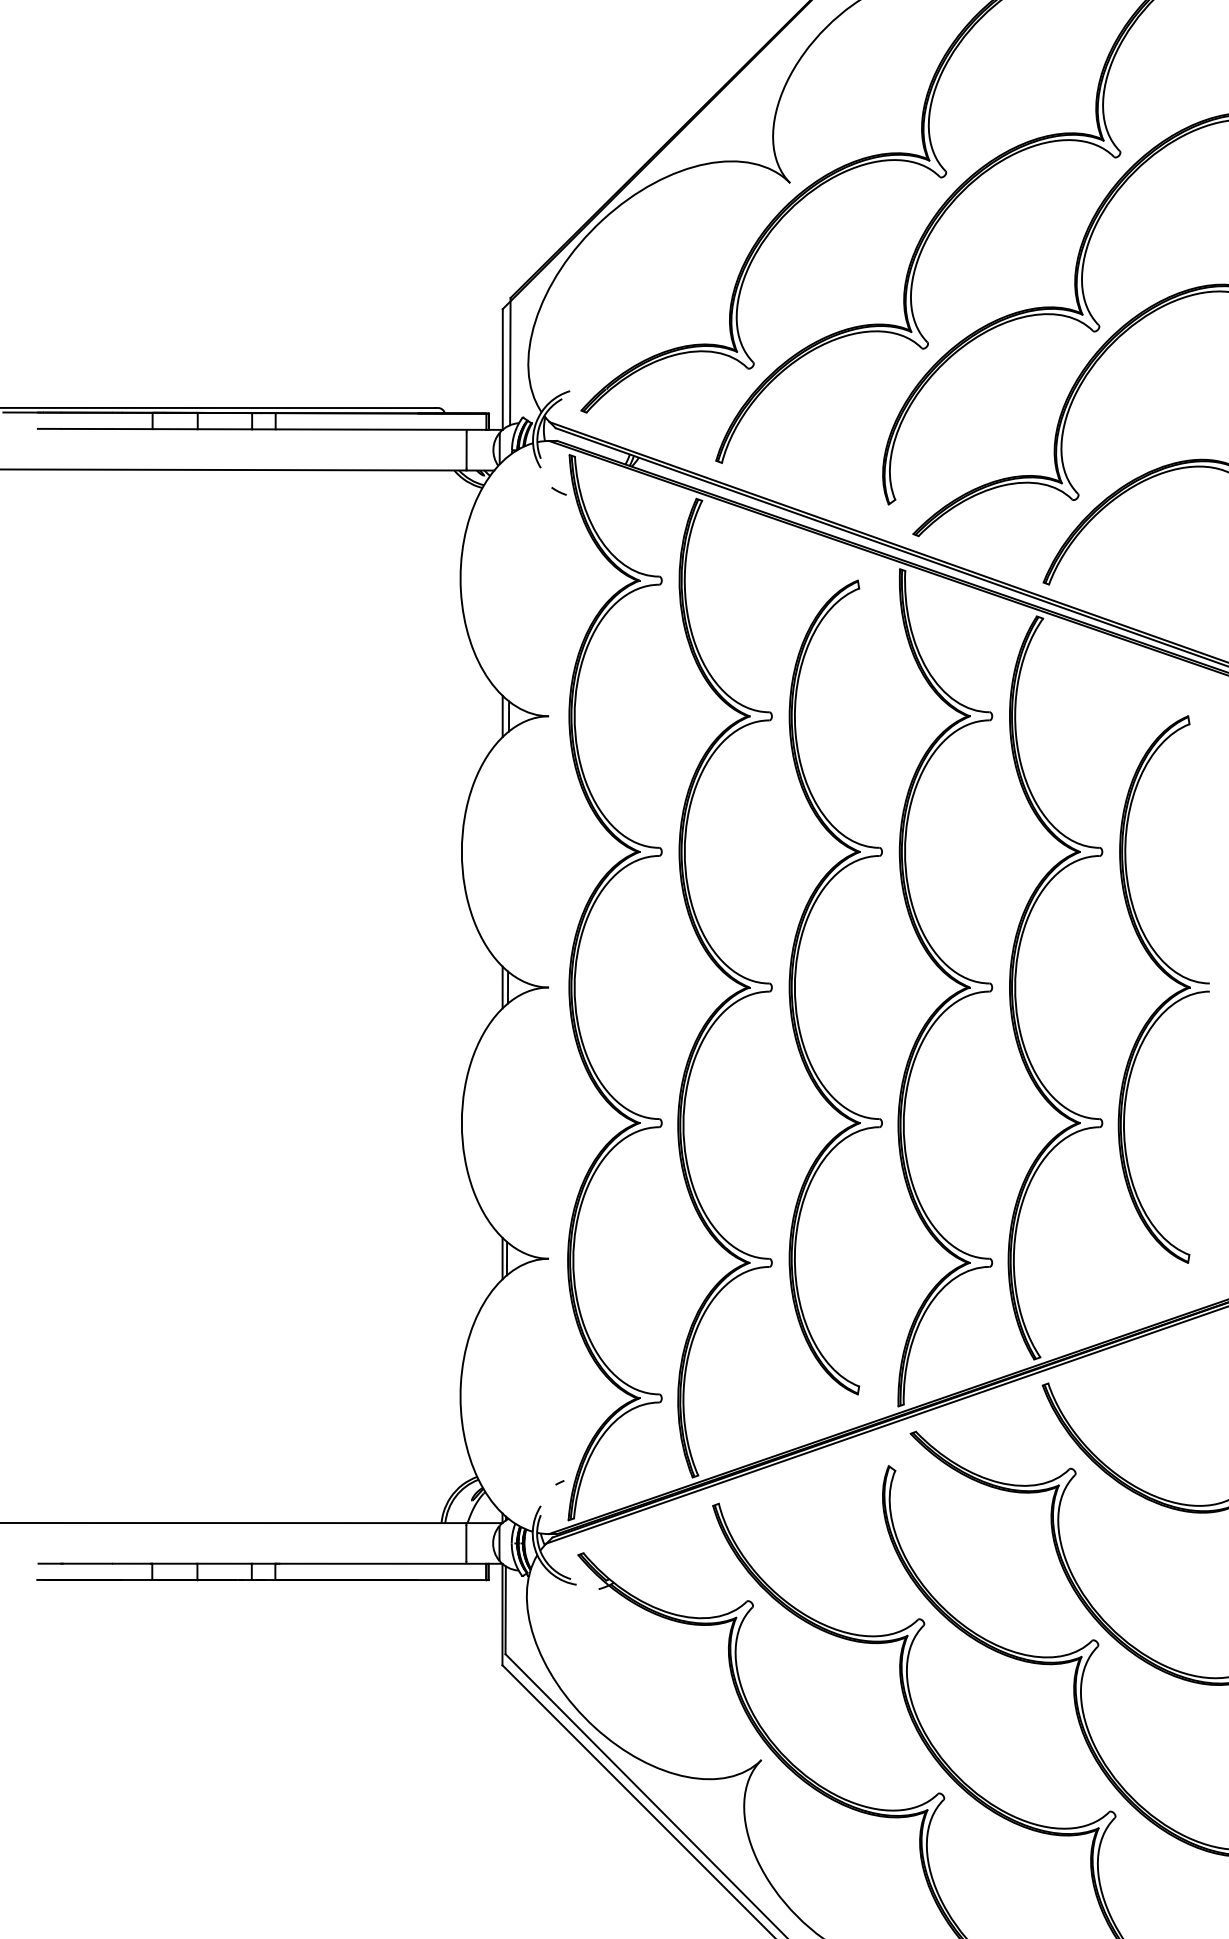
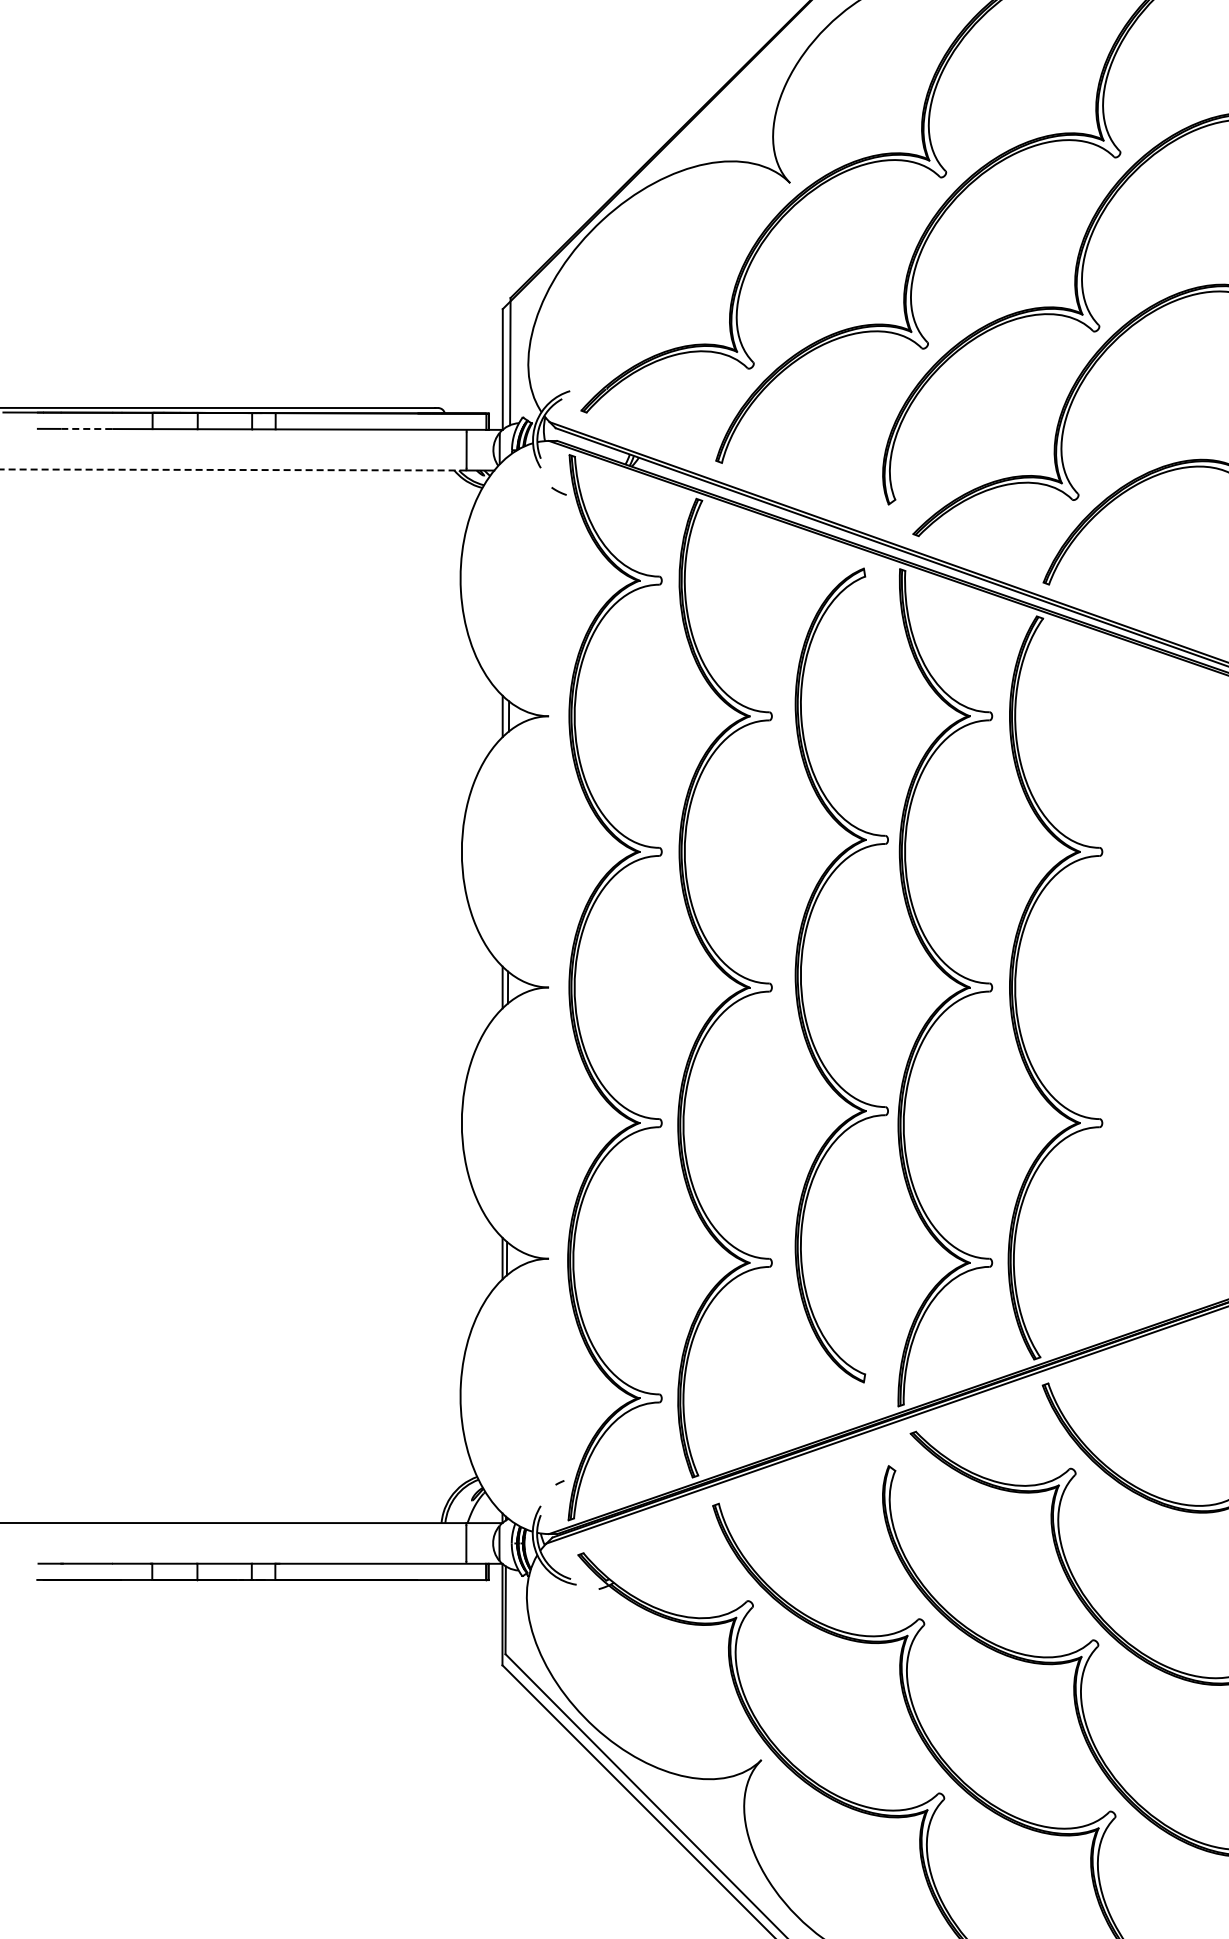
line: solid -> dashed (86, 428)
line: solid -> dashed (233, 469)
part position: (795, 987) -> (801, 975) (801, 975)
part: present -> none (1169, 996)
